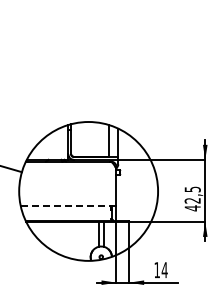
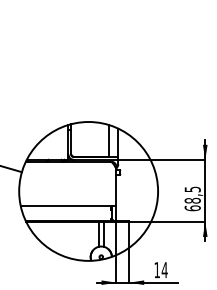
text: 42,5 -> 68,5 (192, 204)
line: dashed -> solid (68, 206)
